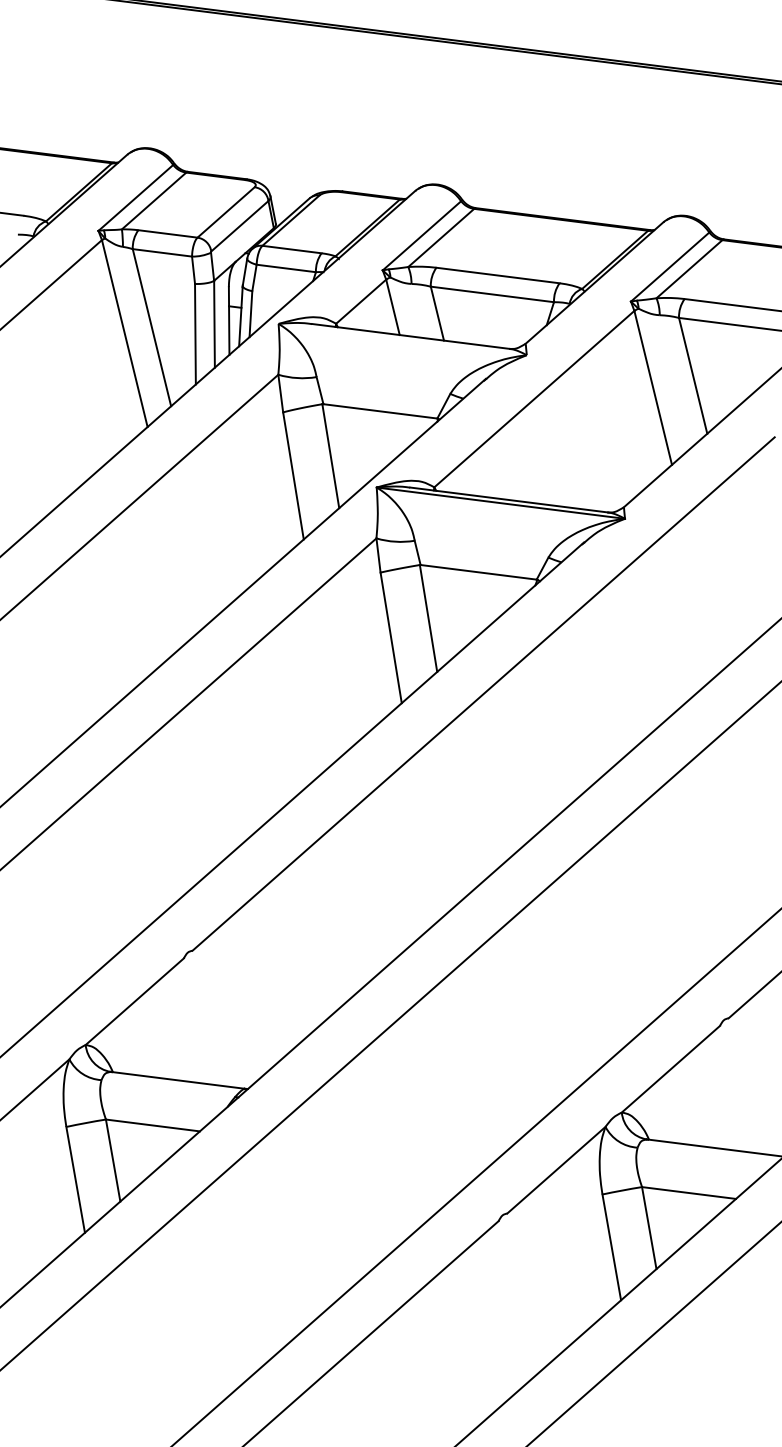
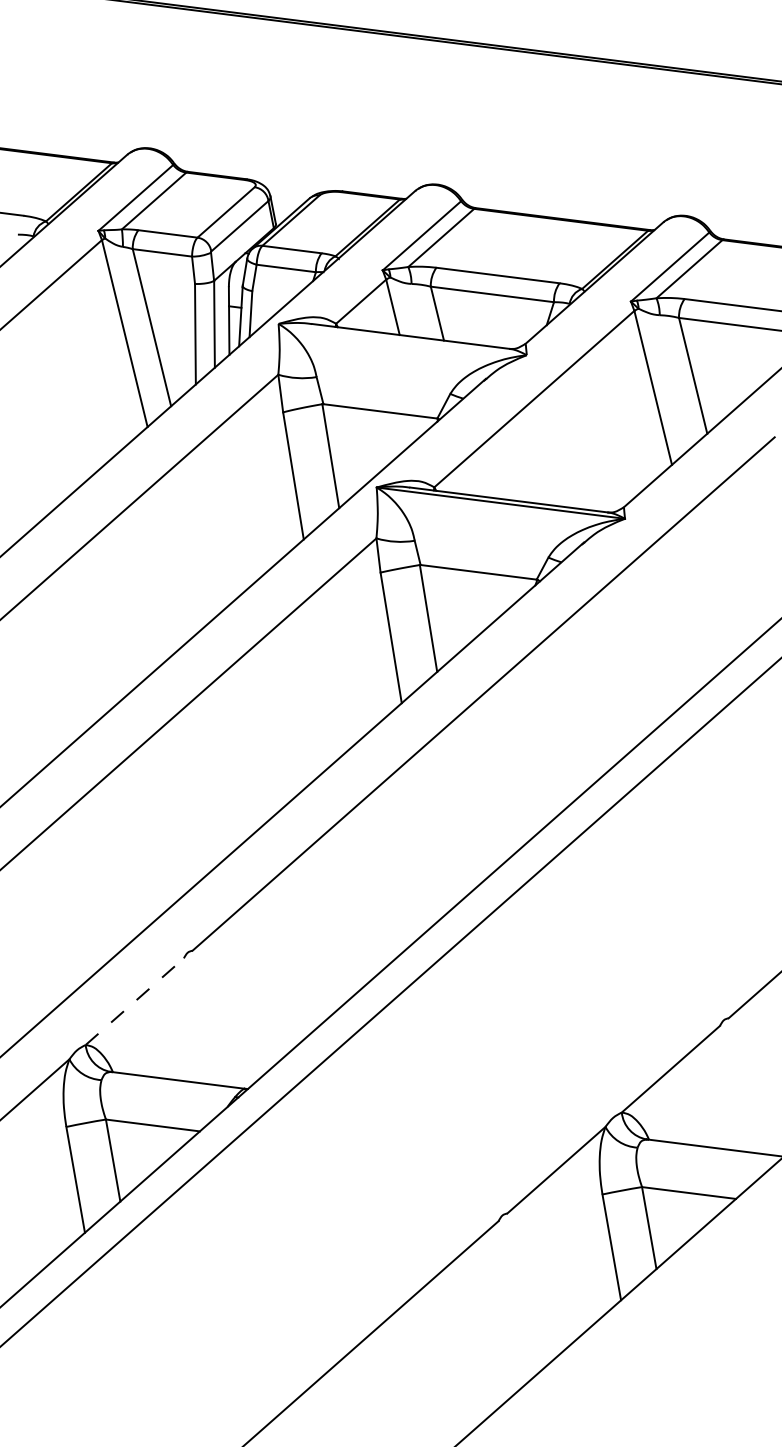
line: solid -> dashed (135, 1001)
line position: (390, 1025) -> (390, 1002) (390, 1002)
line: present -> none (476, 1177)
line: present -> none (654, 1333)
